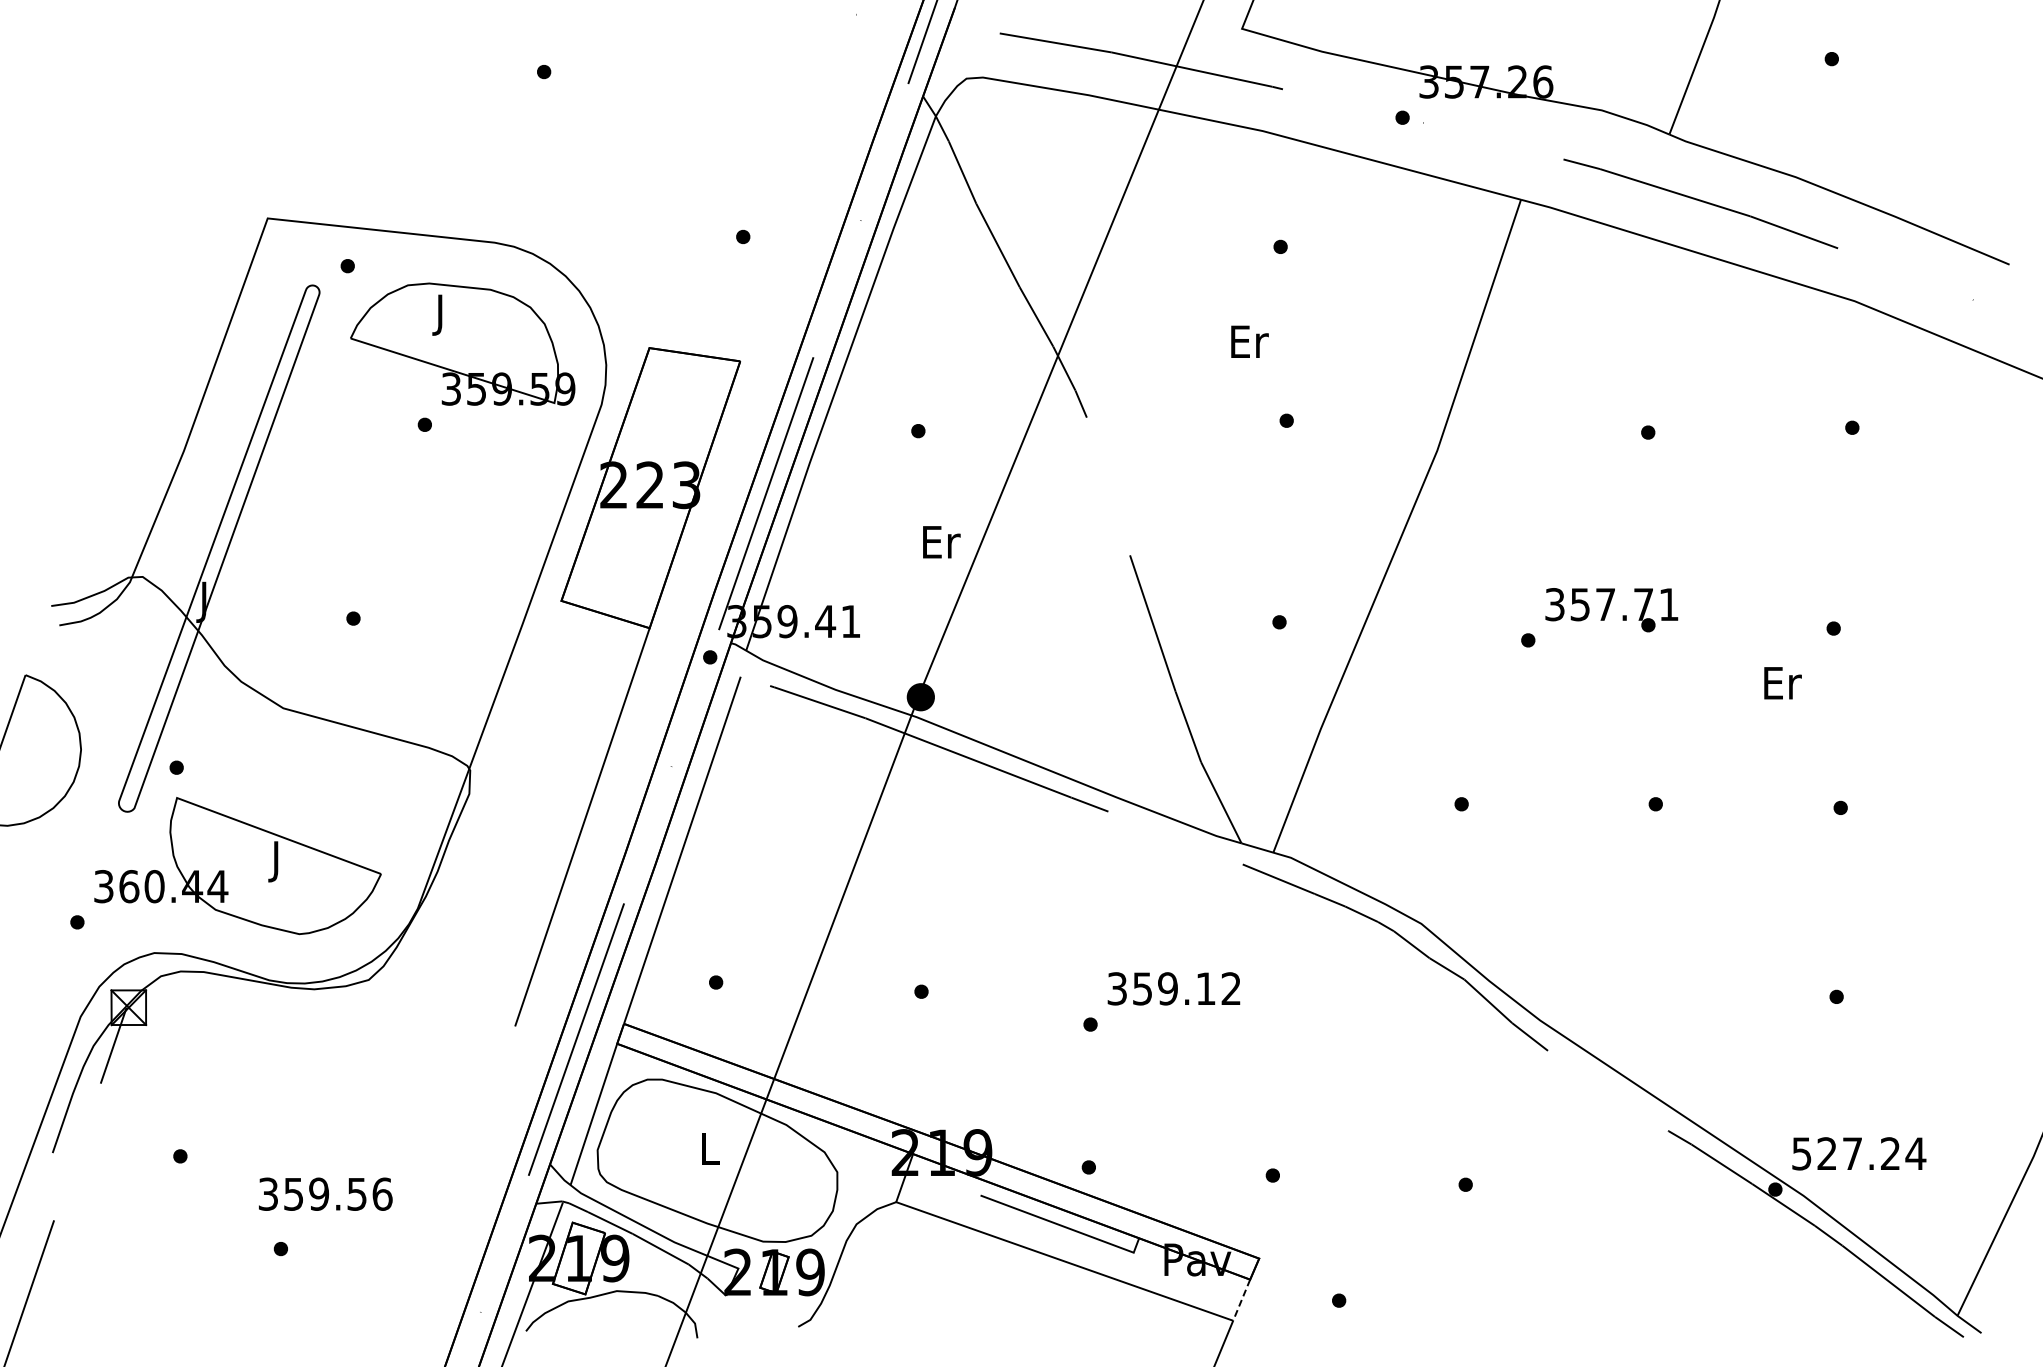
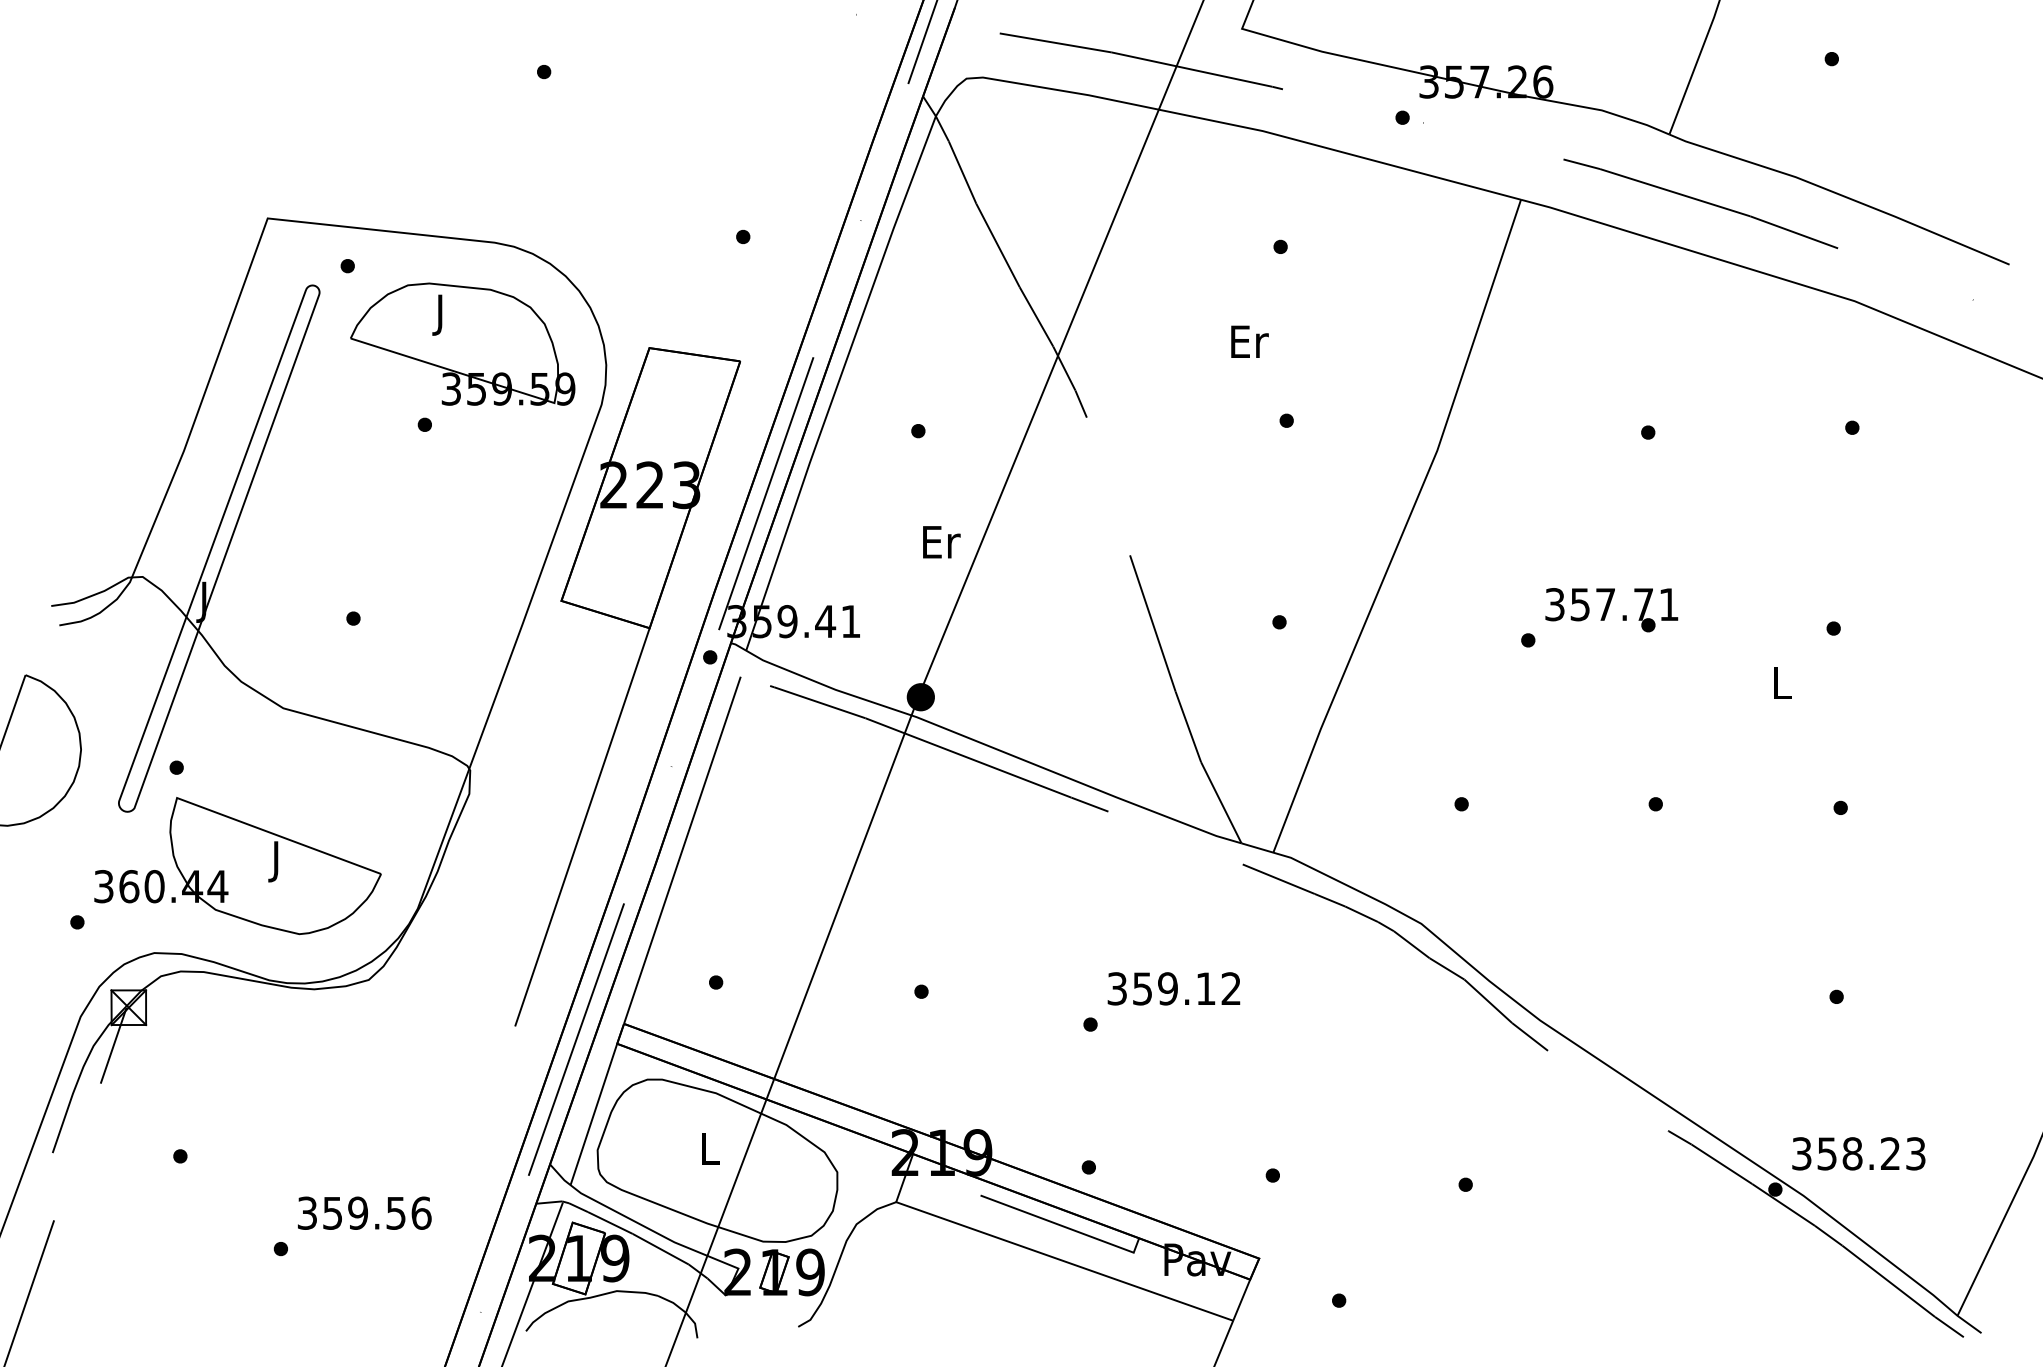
text: Er -> L (1782, 683)
text: 527.24 -> 358.23 (1859, 1153)
text position: (325, 1193) -> (364, 1212) (364, 1212)
line: dashed -> solid (1241, 1300)
